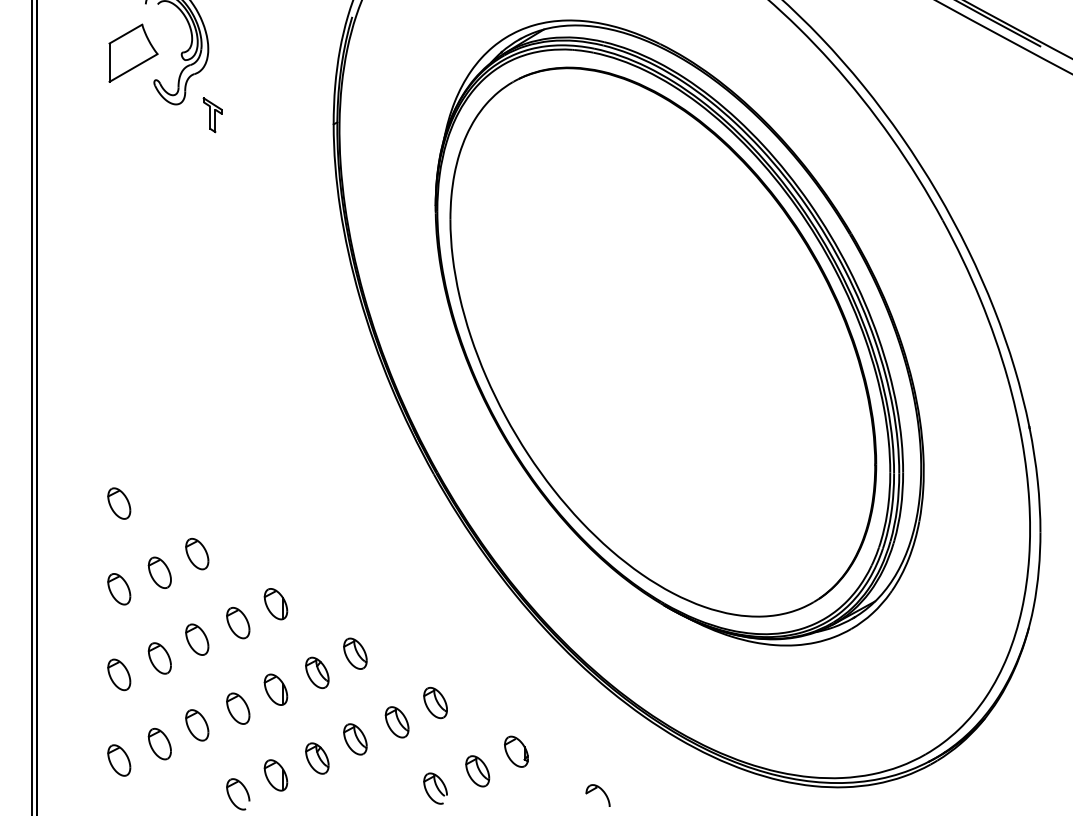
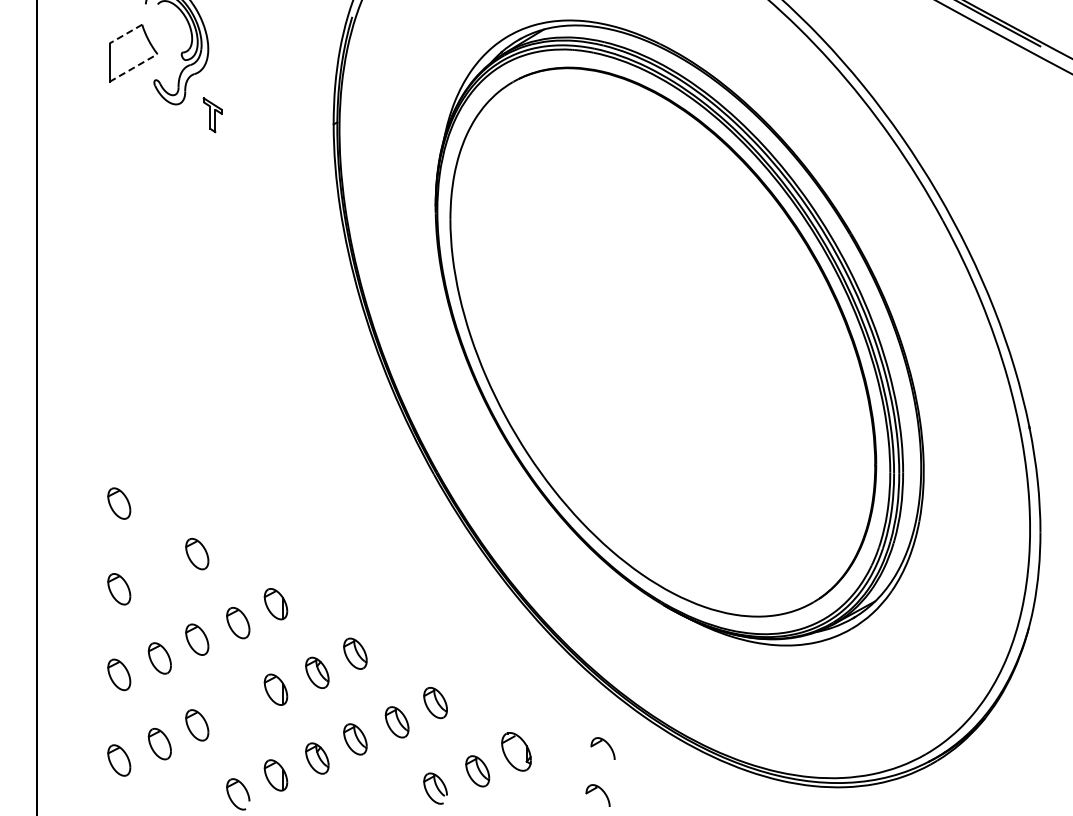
line: solid -> dashed (125, 34)
line: solid -> dashed (133, 68)
line: present -> none (32, 407)
part: present -> none (159, 572)
part: present -> none (238, 708)
part: none -> present (600, 742)
part size: 25x33 px -> 31x40 px (516, 751)
